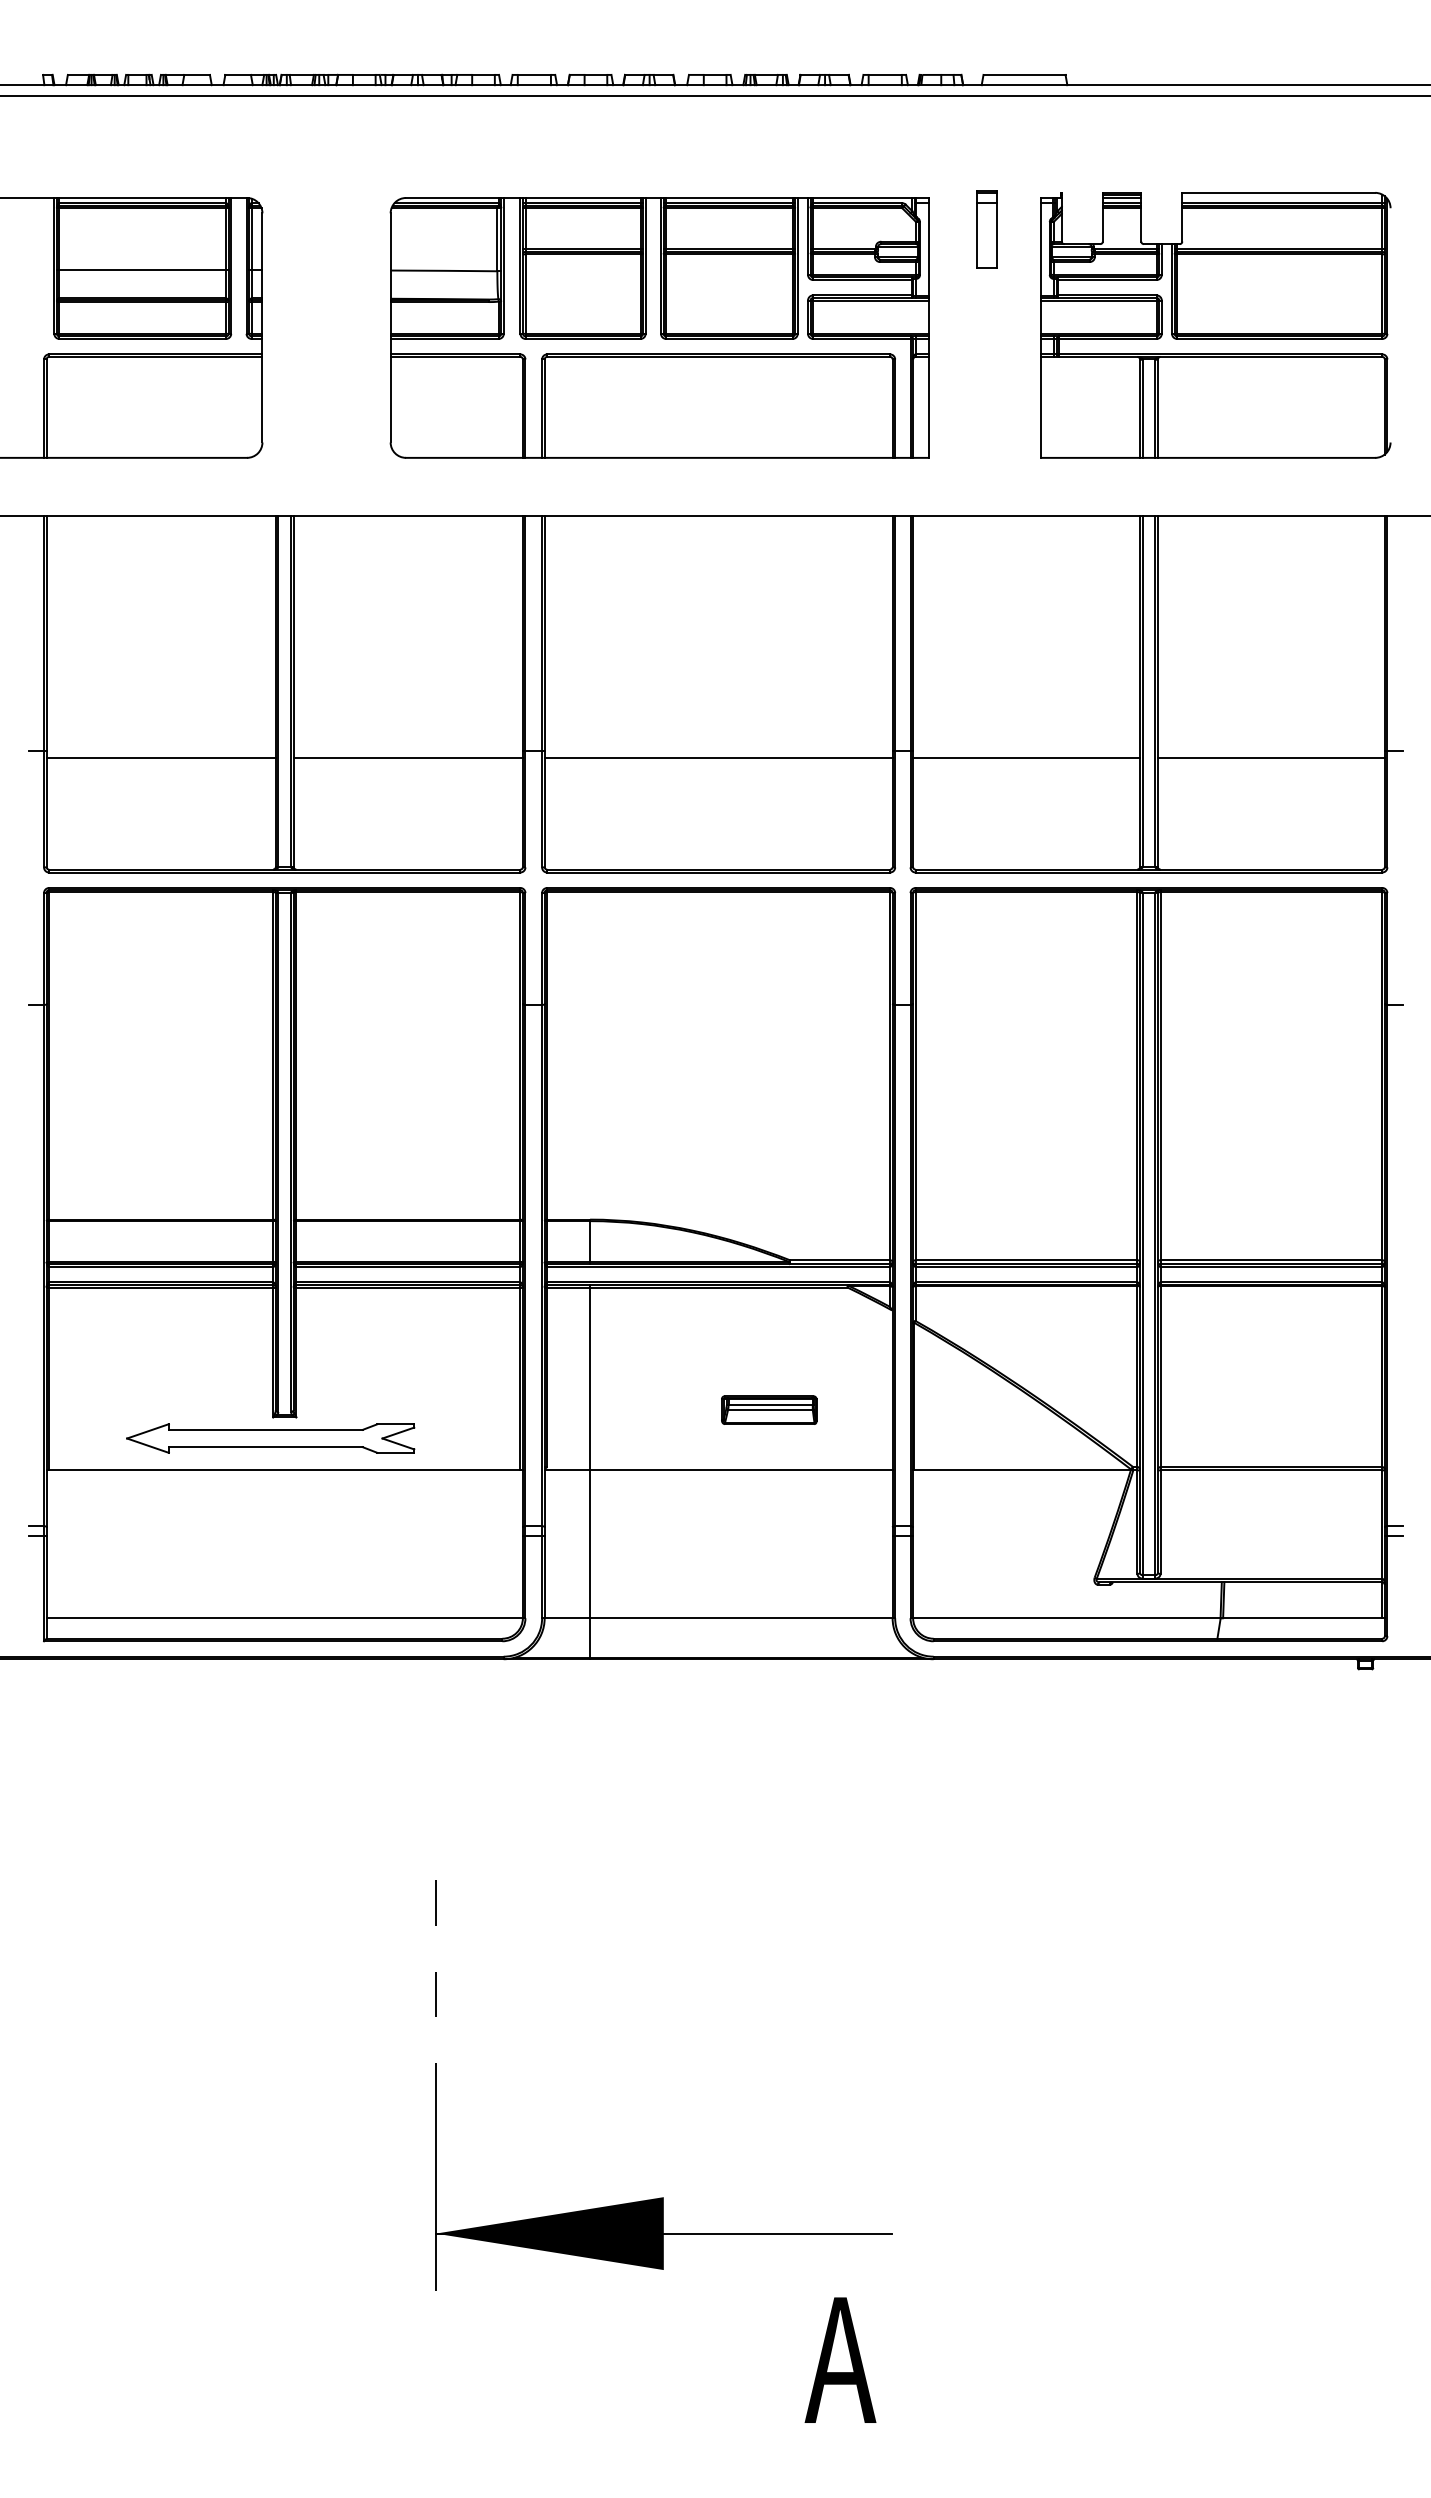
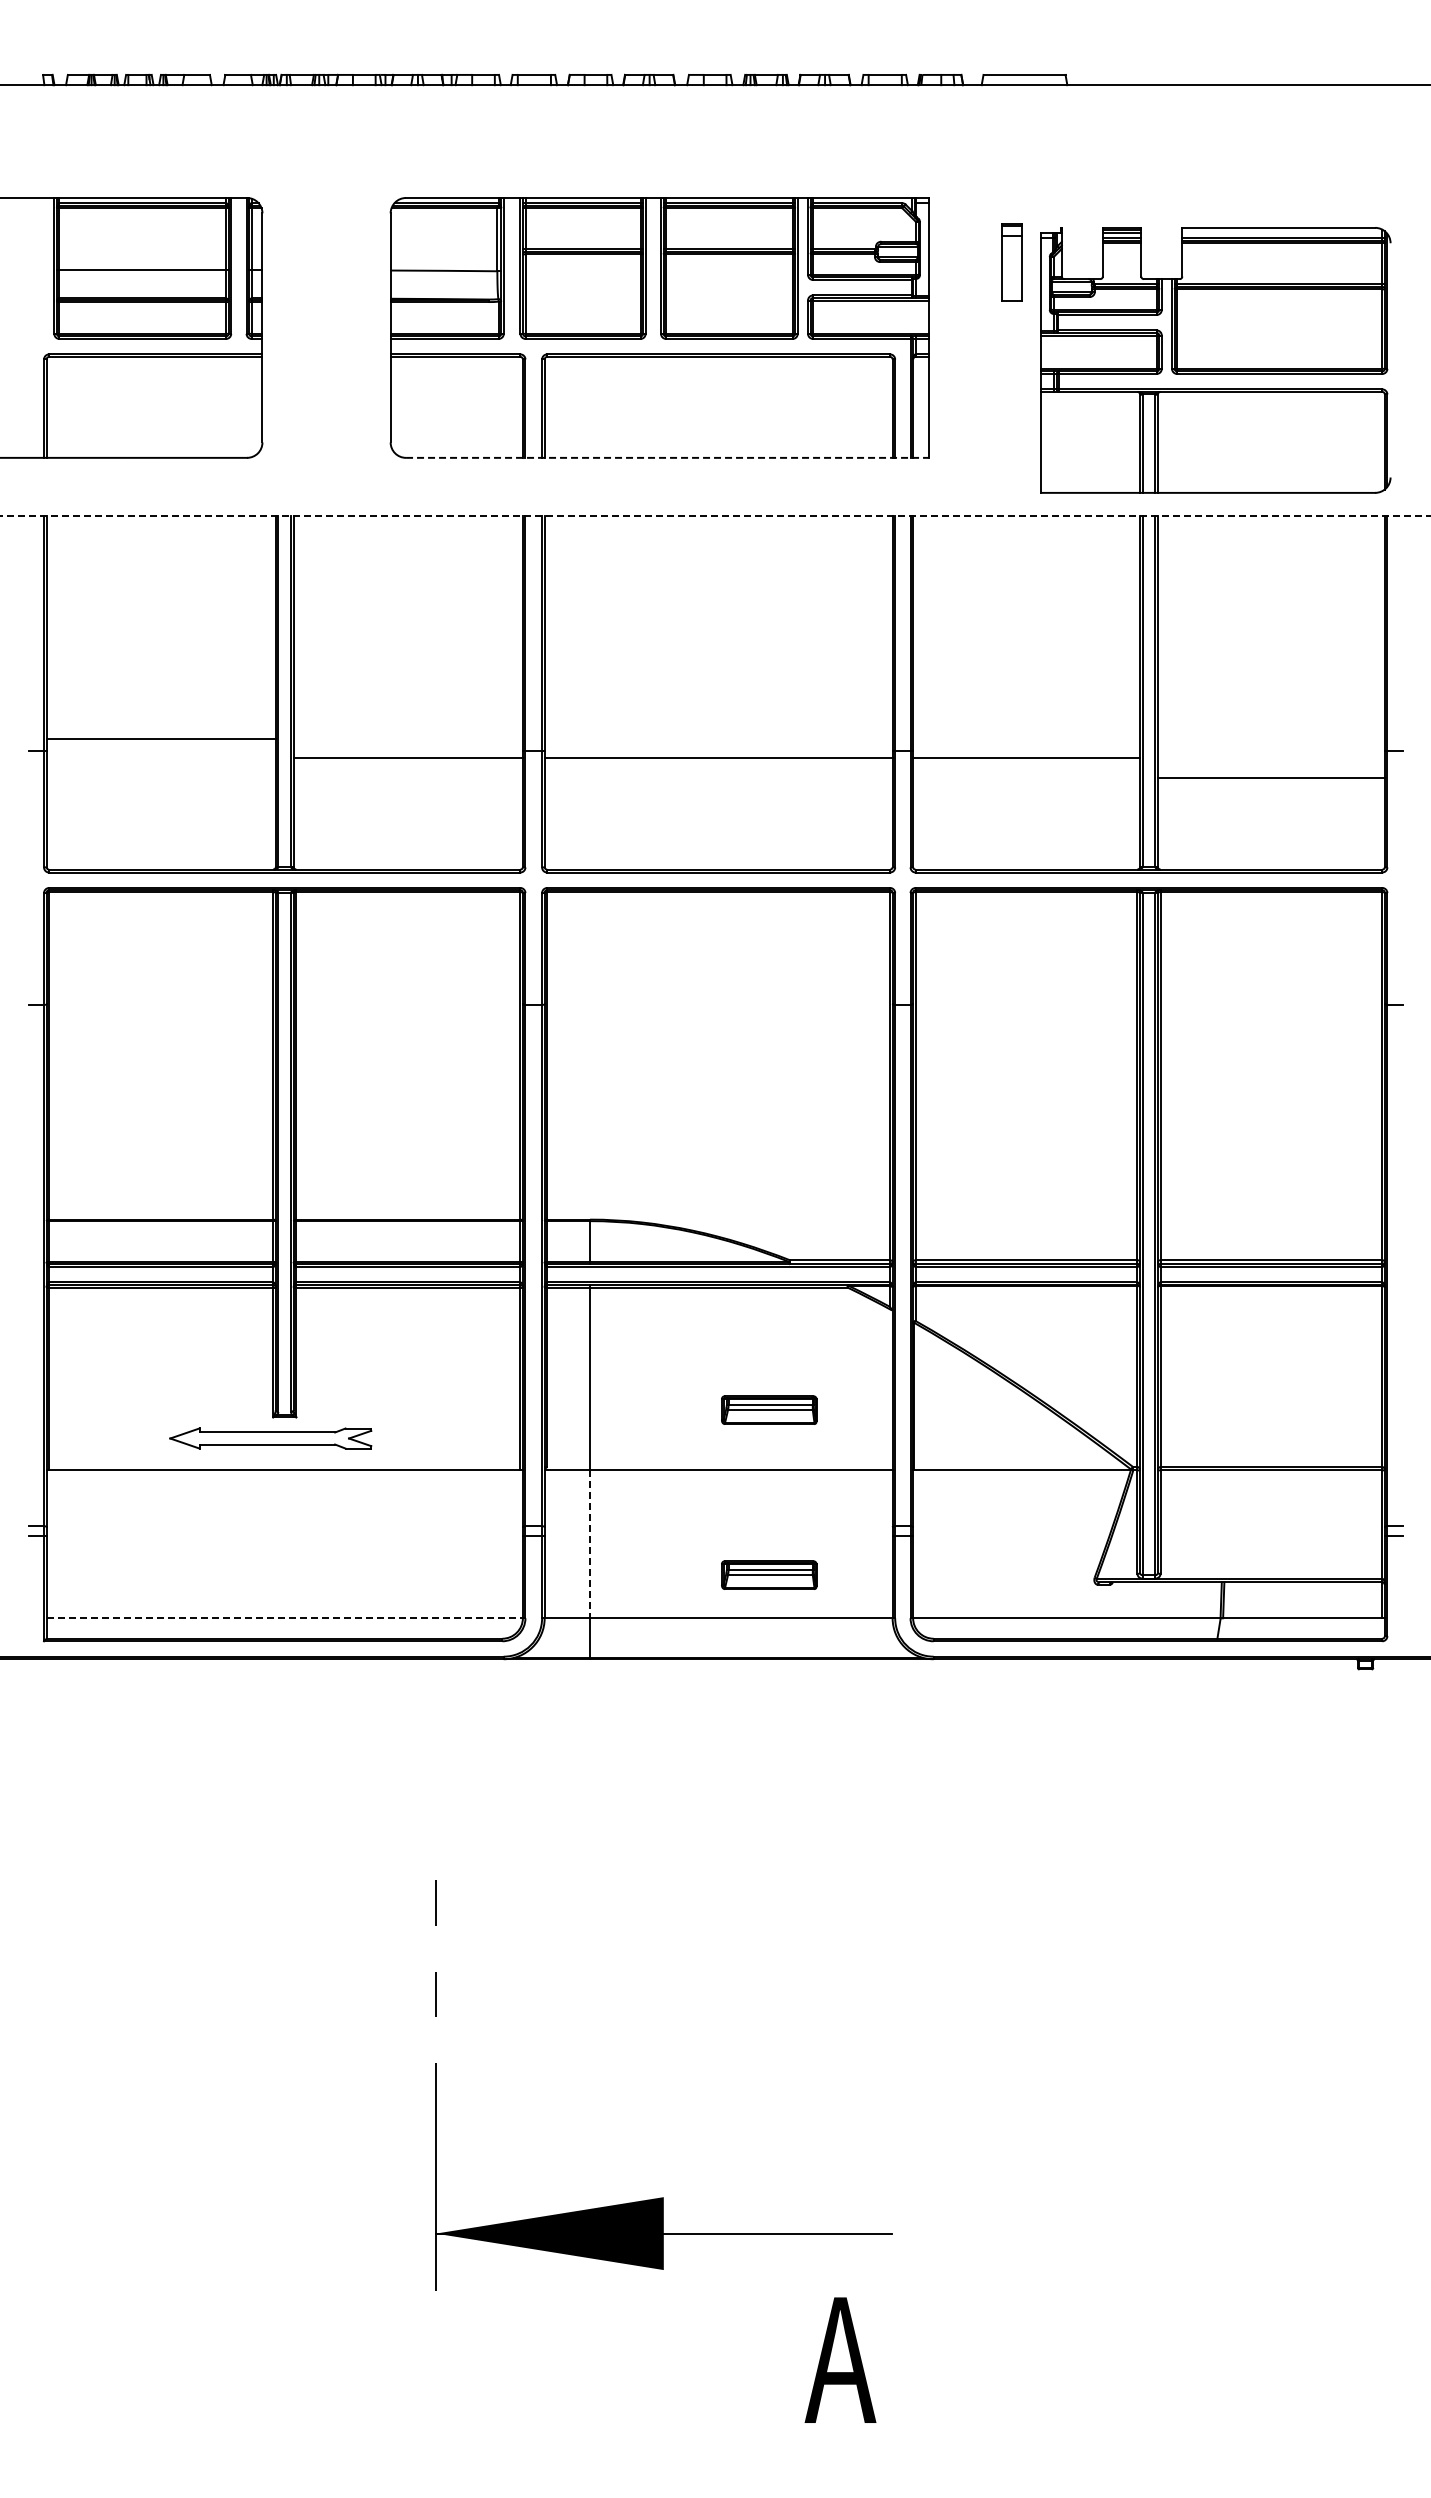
line: present -> none (714, 95)
part position: (986, 229) -> (1011, 262) (1011, 262)
part position: (1215, 325) -> (1215, 360) (1215, 360)
line: solid -> dashed (667, 457)
line: solid -> dashed (715, 515)
line position: (160, 758) -> (160, 739) (160, 739)
line position: (1270, 758) -> (1270, 778) (1270, 778)
part size: 290x31 px -> 204x23 px (270, 1438)
line: solid -> dashed (590, 1544)
part: none -> present (769, 1574)
line: solid -> dashed (285, 1618)
